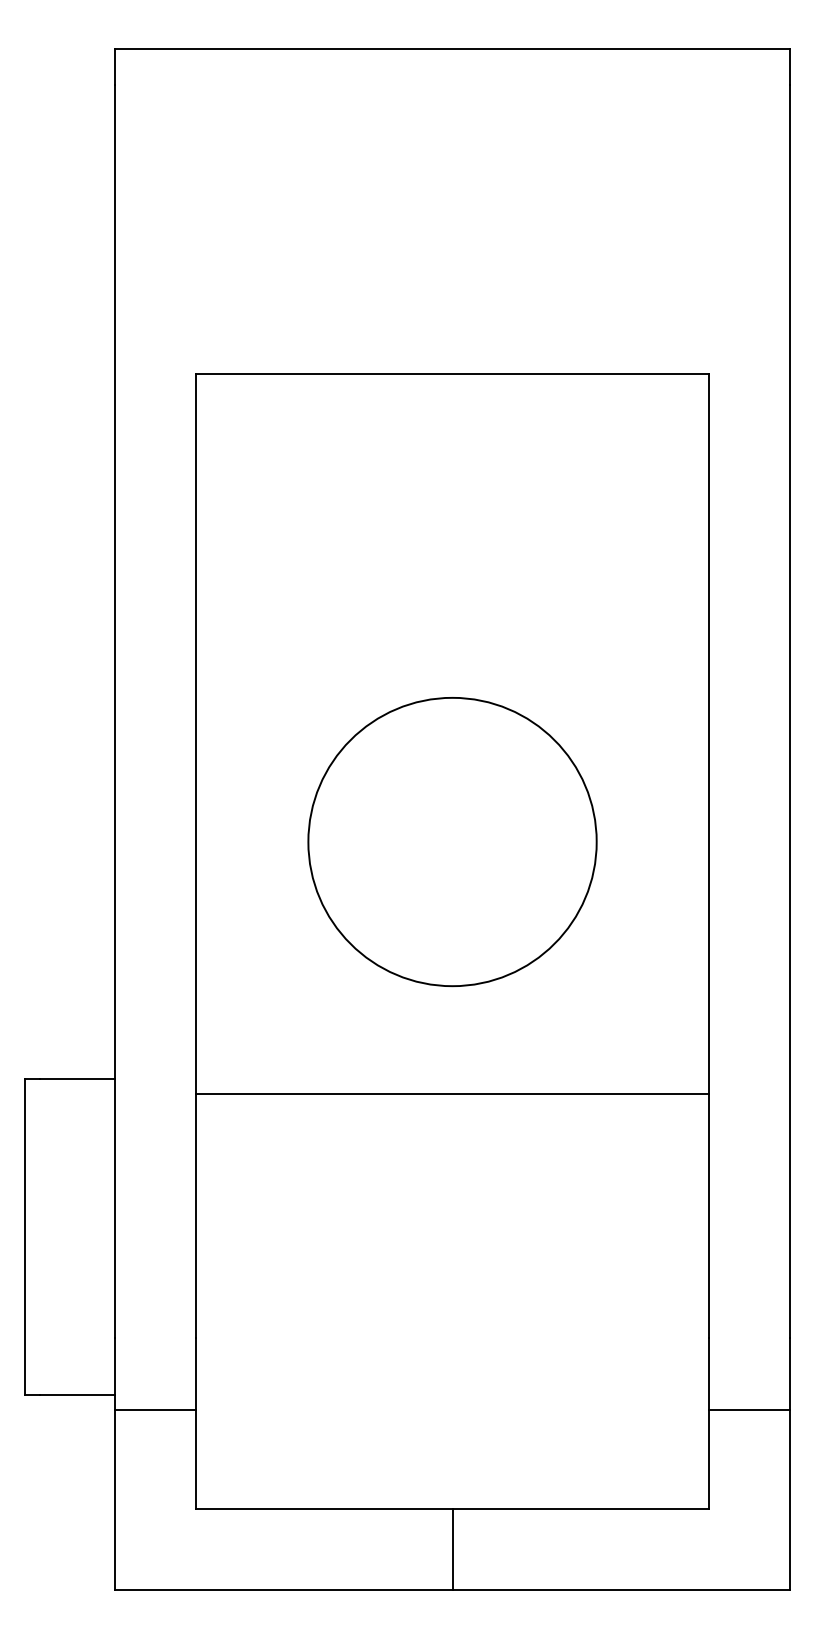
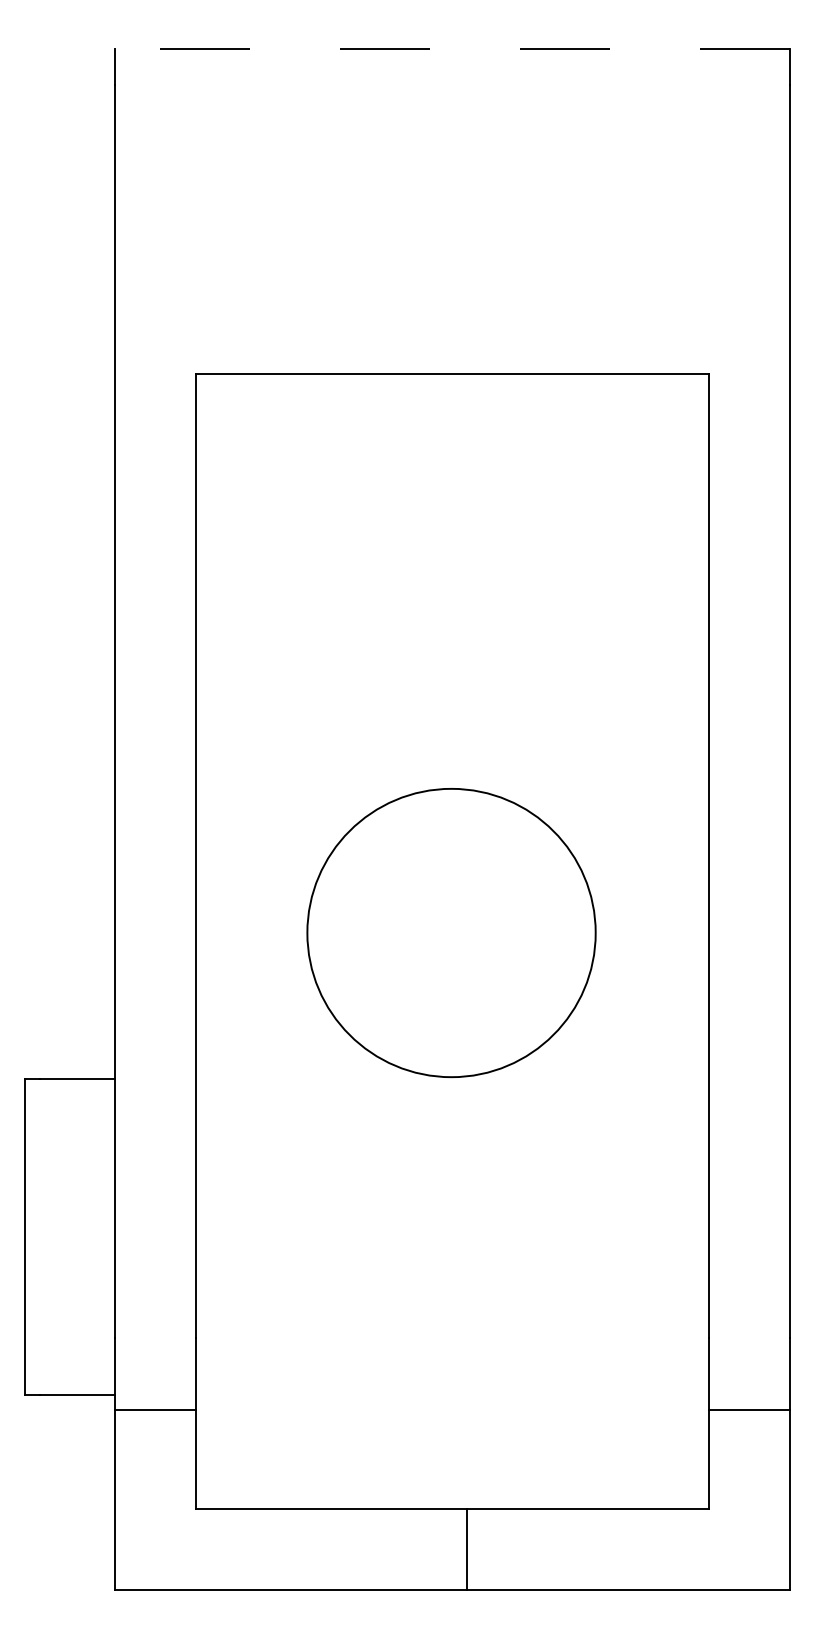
line: solid -> dashed (452, 49)
circle position: (452, 842) -> (451, 933) (451, 933)
line: present -> none (452, 1094)
line position: (452, 1548) -> (466, 1548) (466, 1548)
